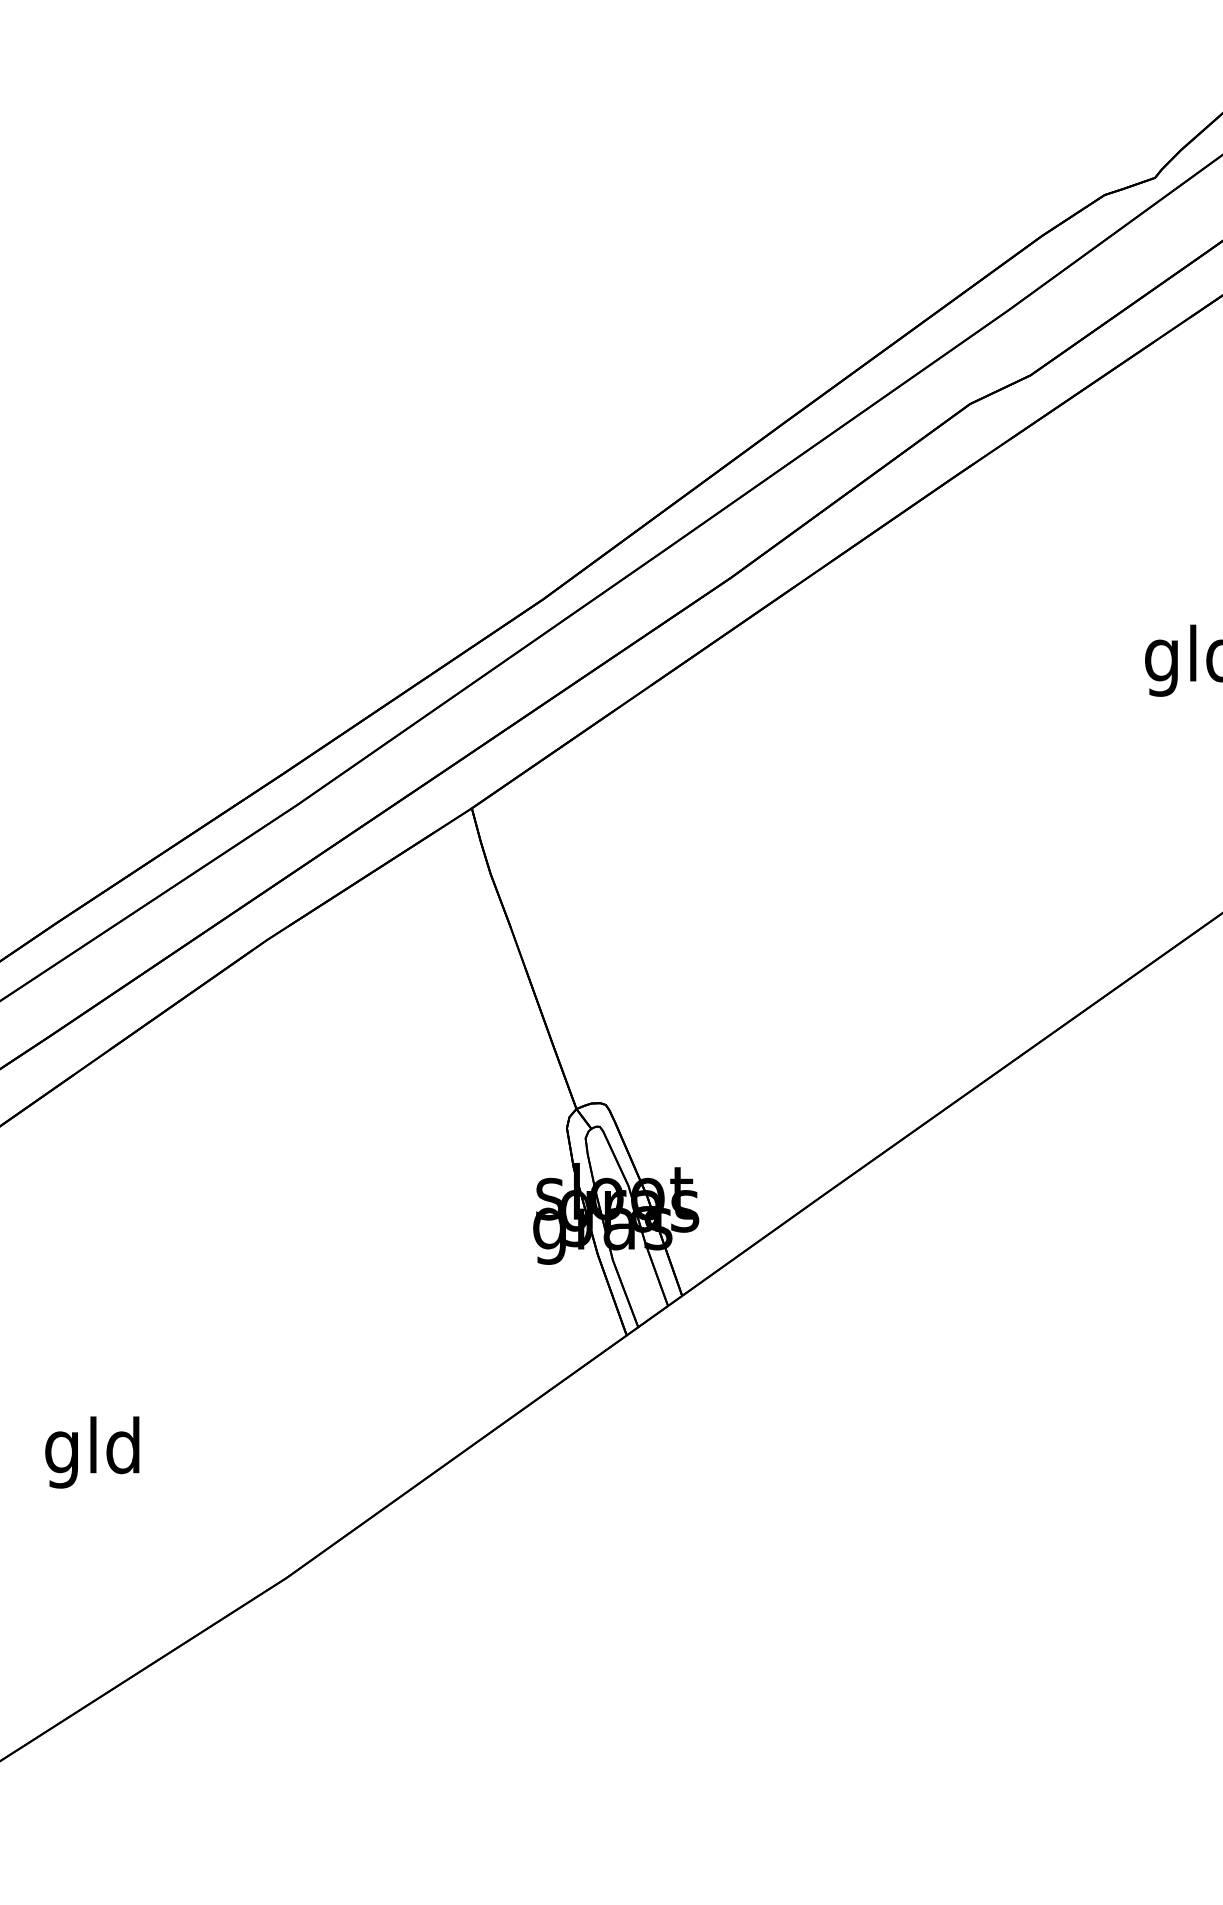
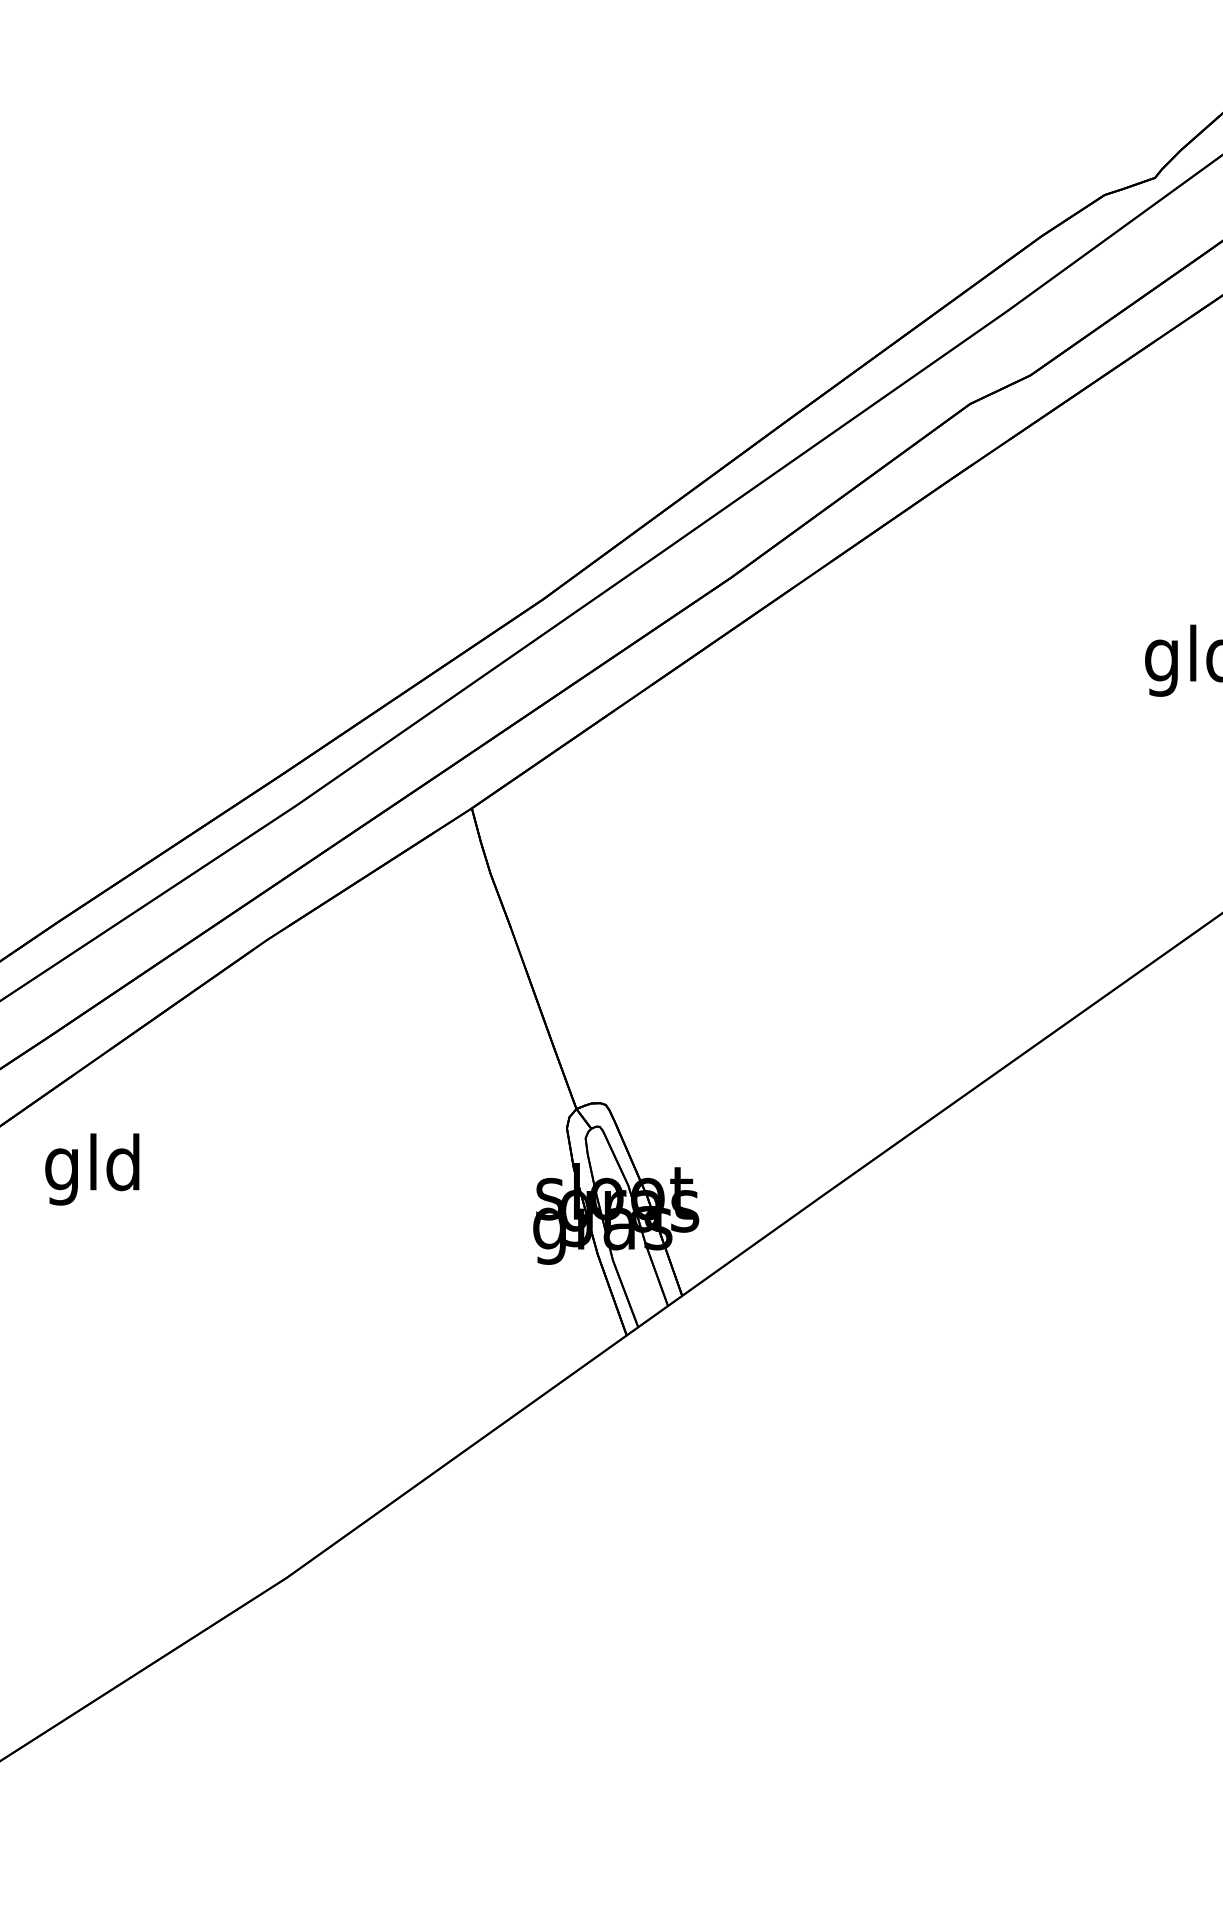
text position: (92, 1452) -> (92, 1169) (92, 1169)
